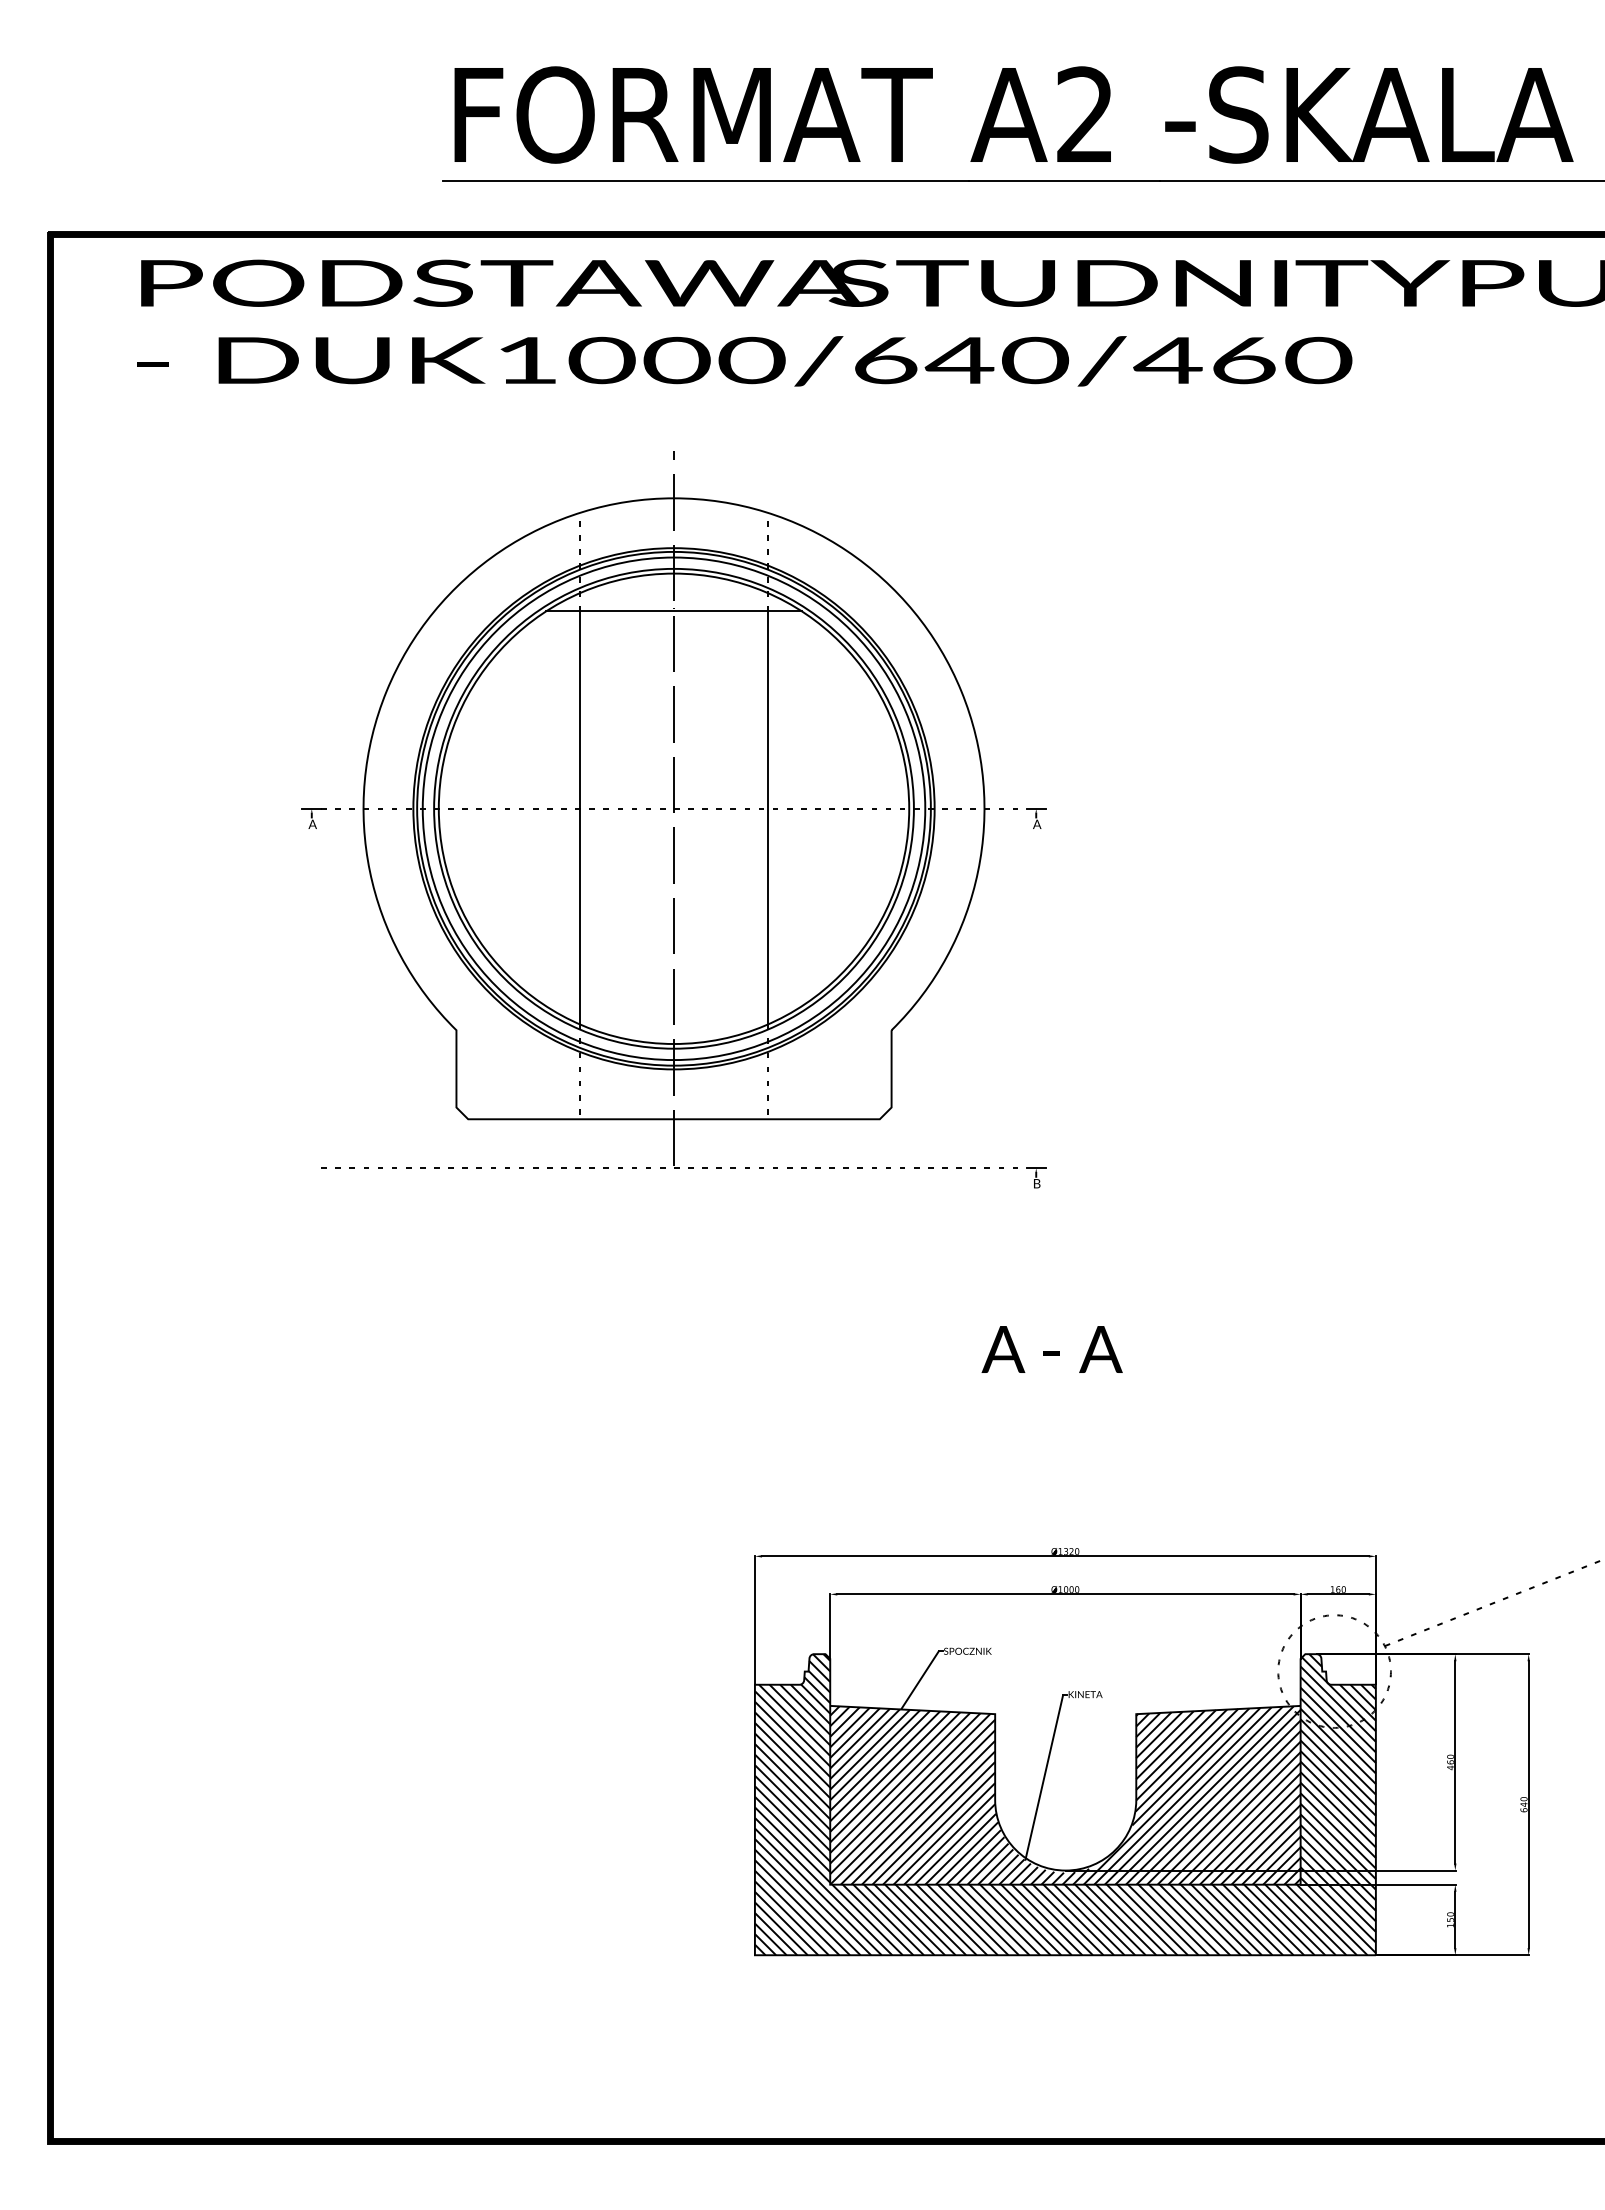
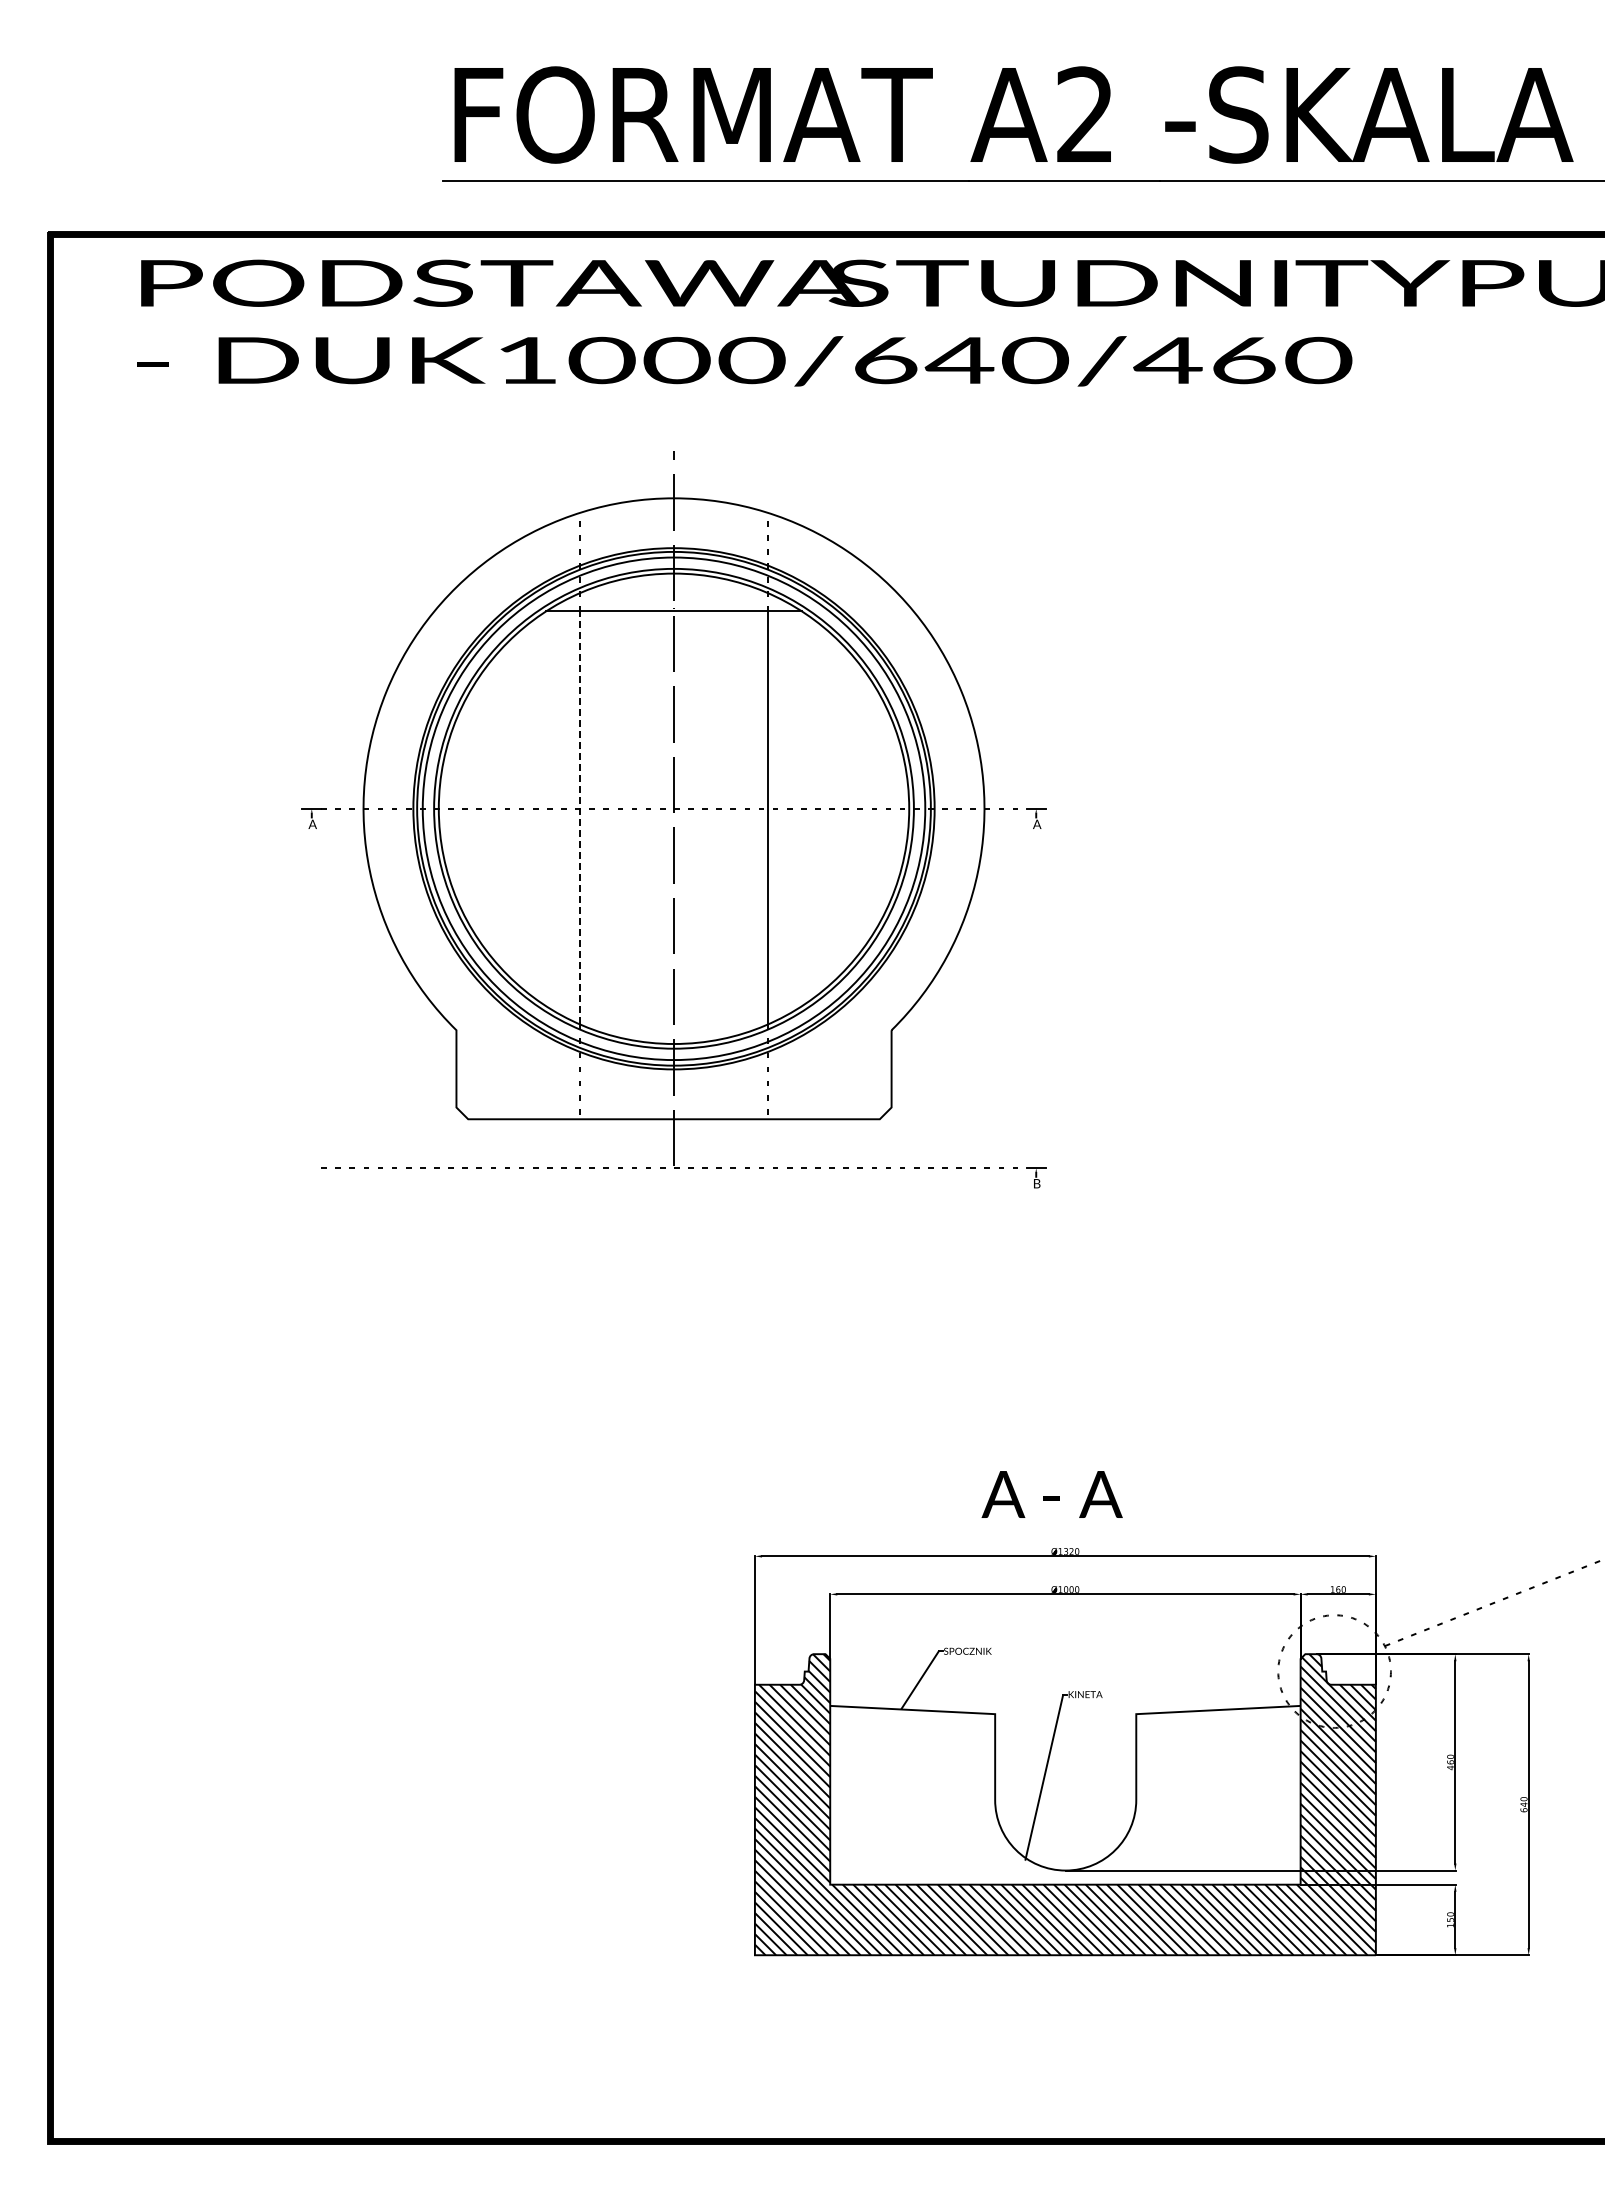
line: solid -> dashed (579, 817)
text position: (1051, 1349) -> (1051, 1494) (1051, 1494)
hatch: present -> none (1065, 1795)
